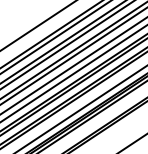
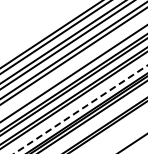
line: present -> none (37, 25)
line: present -> none (73, 65)
line: solid -> dashed (81, 109)
